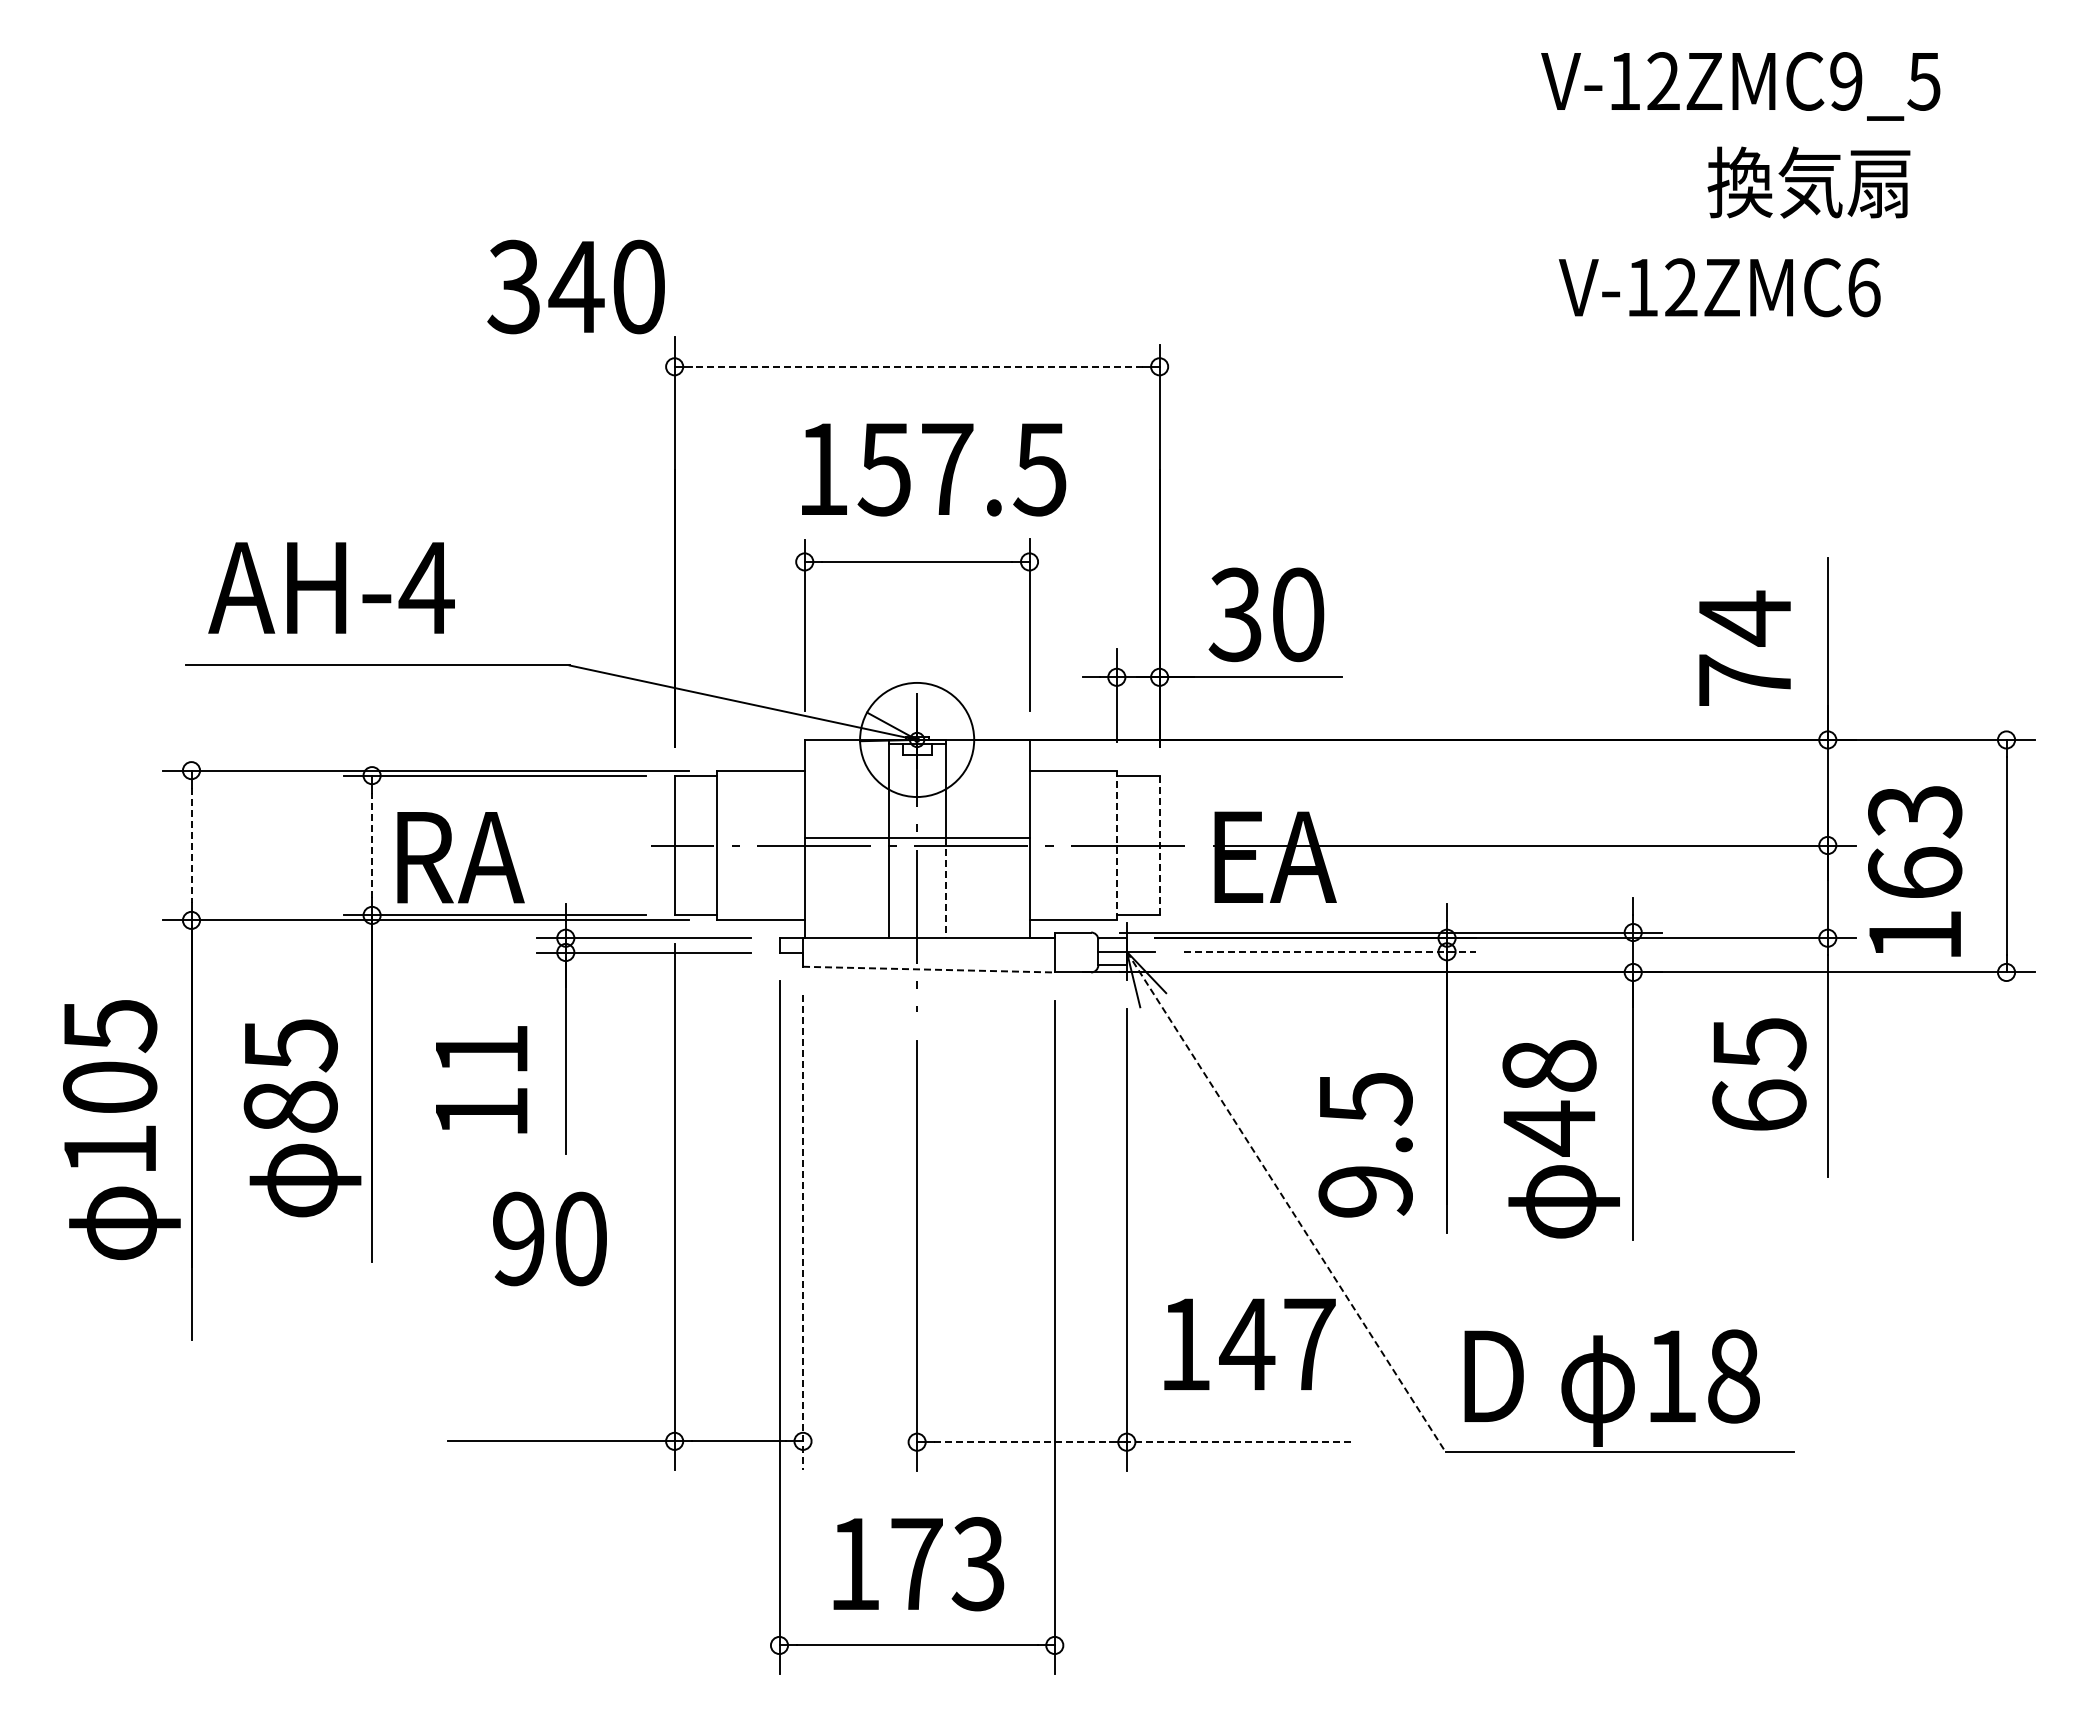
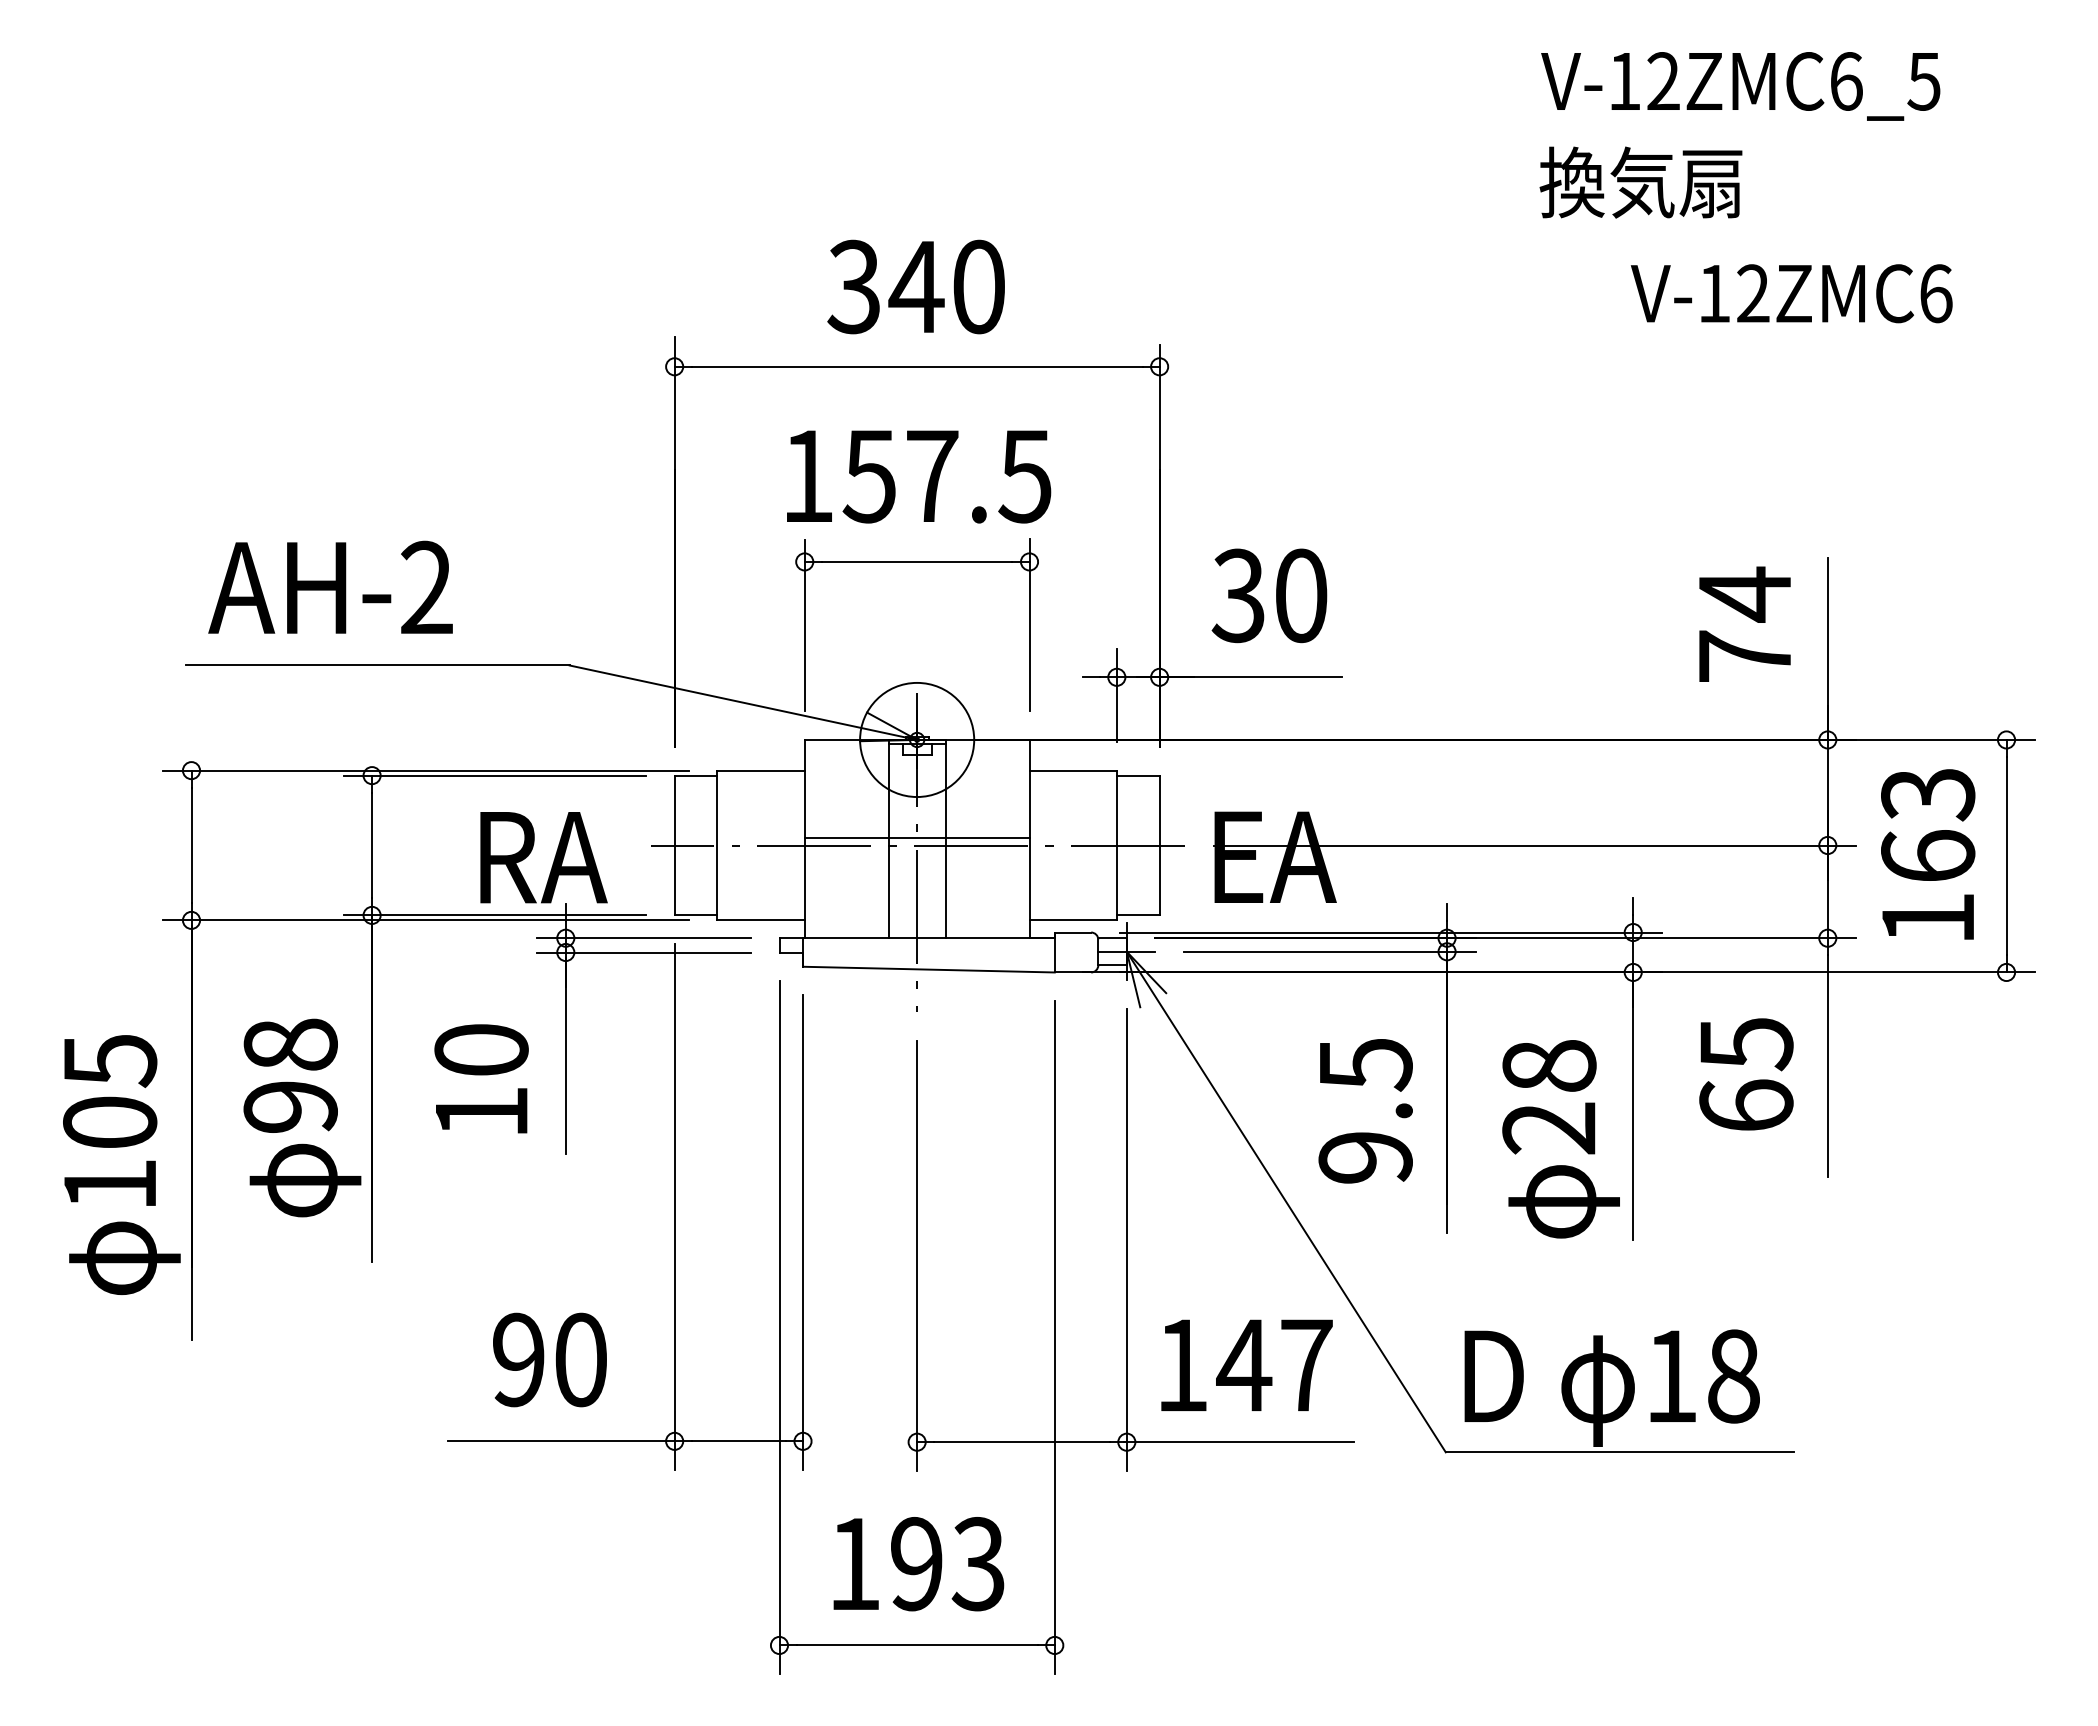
text: V-12ZMC9_5 -> V-12ZMC6_5 (1846, 81)
text position: (1808, 182) -> (1640, 182) (1640, 182)
text position: (575, 286) -> (915, 286) (915, 286)
text position: (1719, 287) -> (1791, 293) (1791, 293)
line: dashed -> solid (916, 366)
text position: (934, 469) -> (919, 476) (919, 476)
text: AH-4 -> AH-2 (426, 586)
text position: (1266, 614) -> (1269, 595) (1269, 595)
text position: (1744, 647) -> (1744, 623) (1744, 623)
line: dashed -> solid (191, 845)
line: dashed -> solid (372, 845)
line: dashed -> solid (1116, 845)
line: dashed -> solid (1159, 845)
text position: (460, 857) -> (543, 857) (543, 857)
text position: (1915, 871) -> (1928, 854) (1928, 854)
line: dashed -> solid (945, 888)
line: dashed -> solid (1329, 951)
line: dashed -> solid (928, 969)
text: 11 -> 10 (481, 1049)
text position: (1759, 1074) -> (1746, 1074) (1746, 1074)
text: 85 -> 98 (290, 1075)
text: 48 -> 28 (1548, 1128)
text position: (121, 1129) -> (121, 1164) (121, 1164)
text position: (1365, 1145) -> (1365, 1111) (1365, 1111)
line: dashed -> solid (1286, 1202)
line: dashed -> solid (803, 1233)
text position: (549, 1238) -> (549, 1359) (549, 1359)
text position: (1249, 1343) -> (1246, 1364) (1246, 1364)
line: dashed -> solid (1021, 1442)
line: dashed -> solid (1239, 1442)
text: 173 -> 193 (916, 1564)
